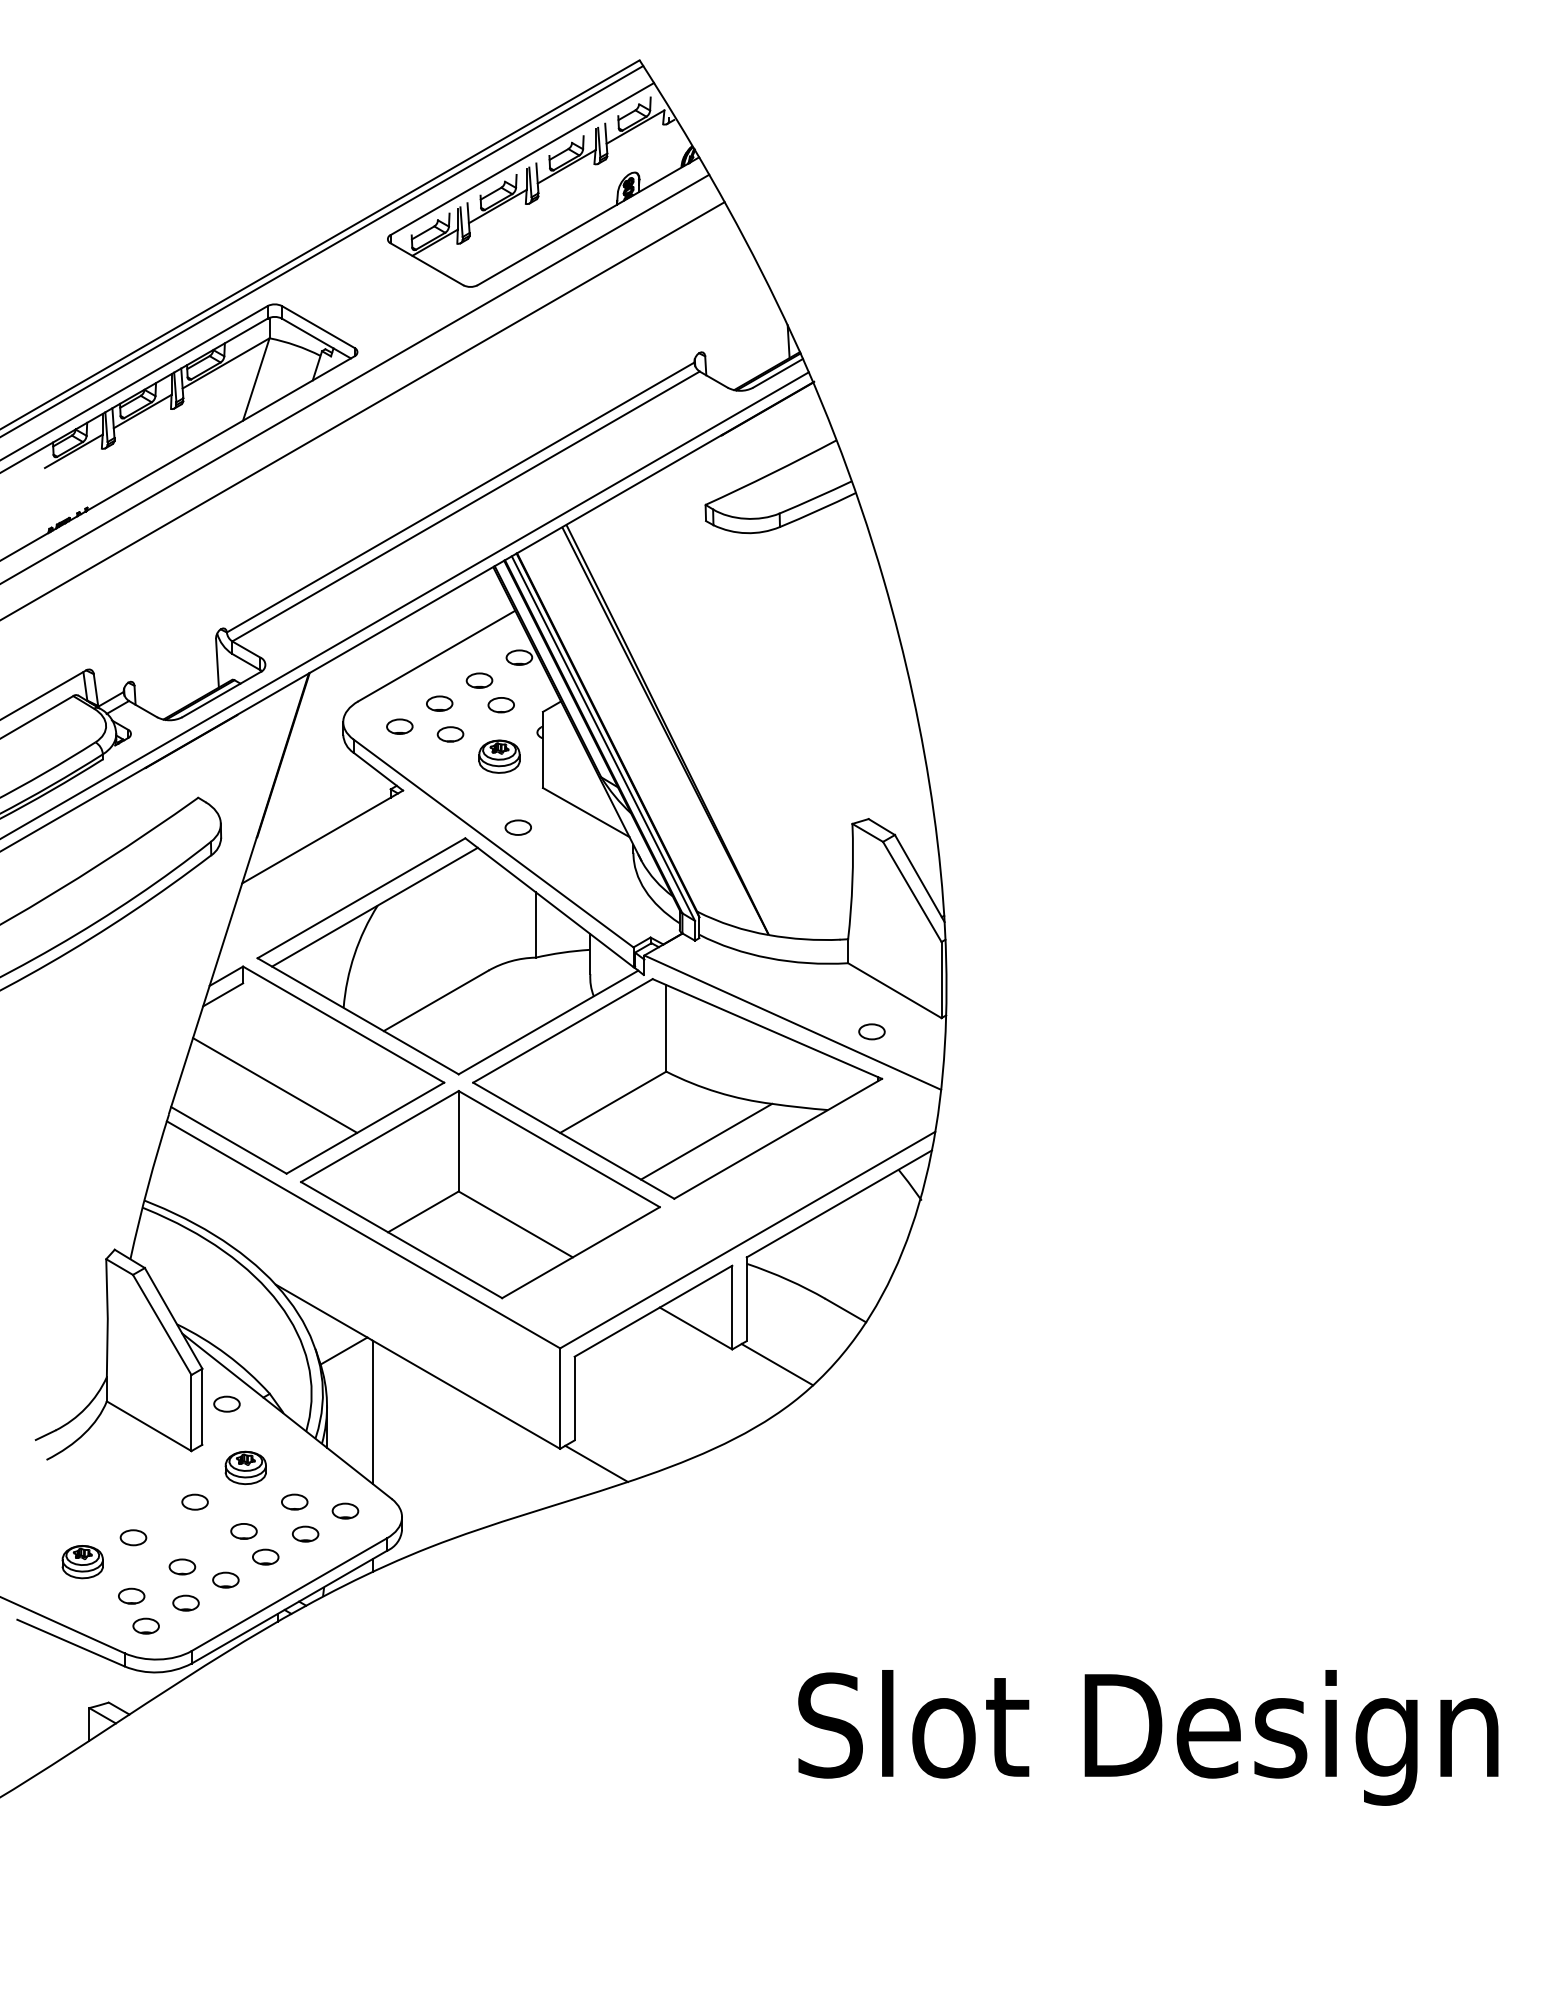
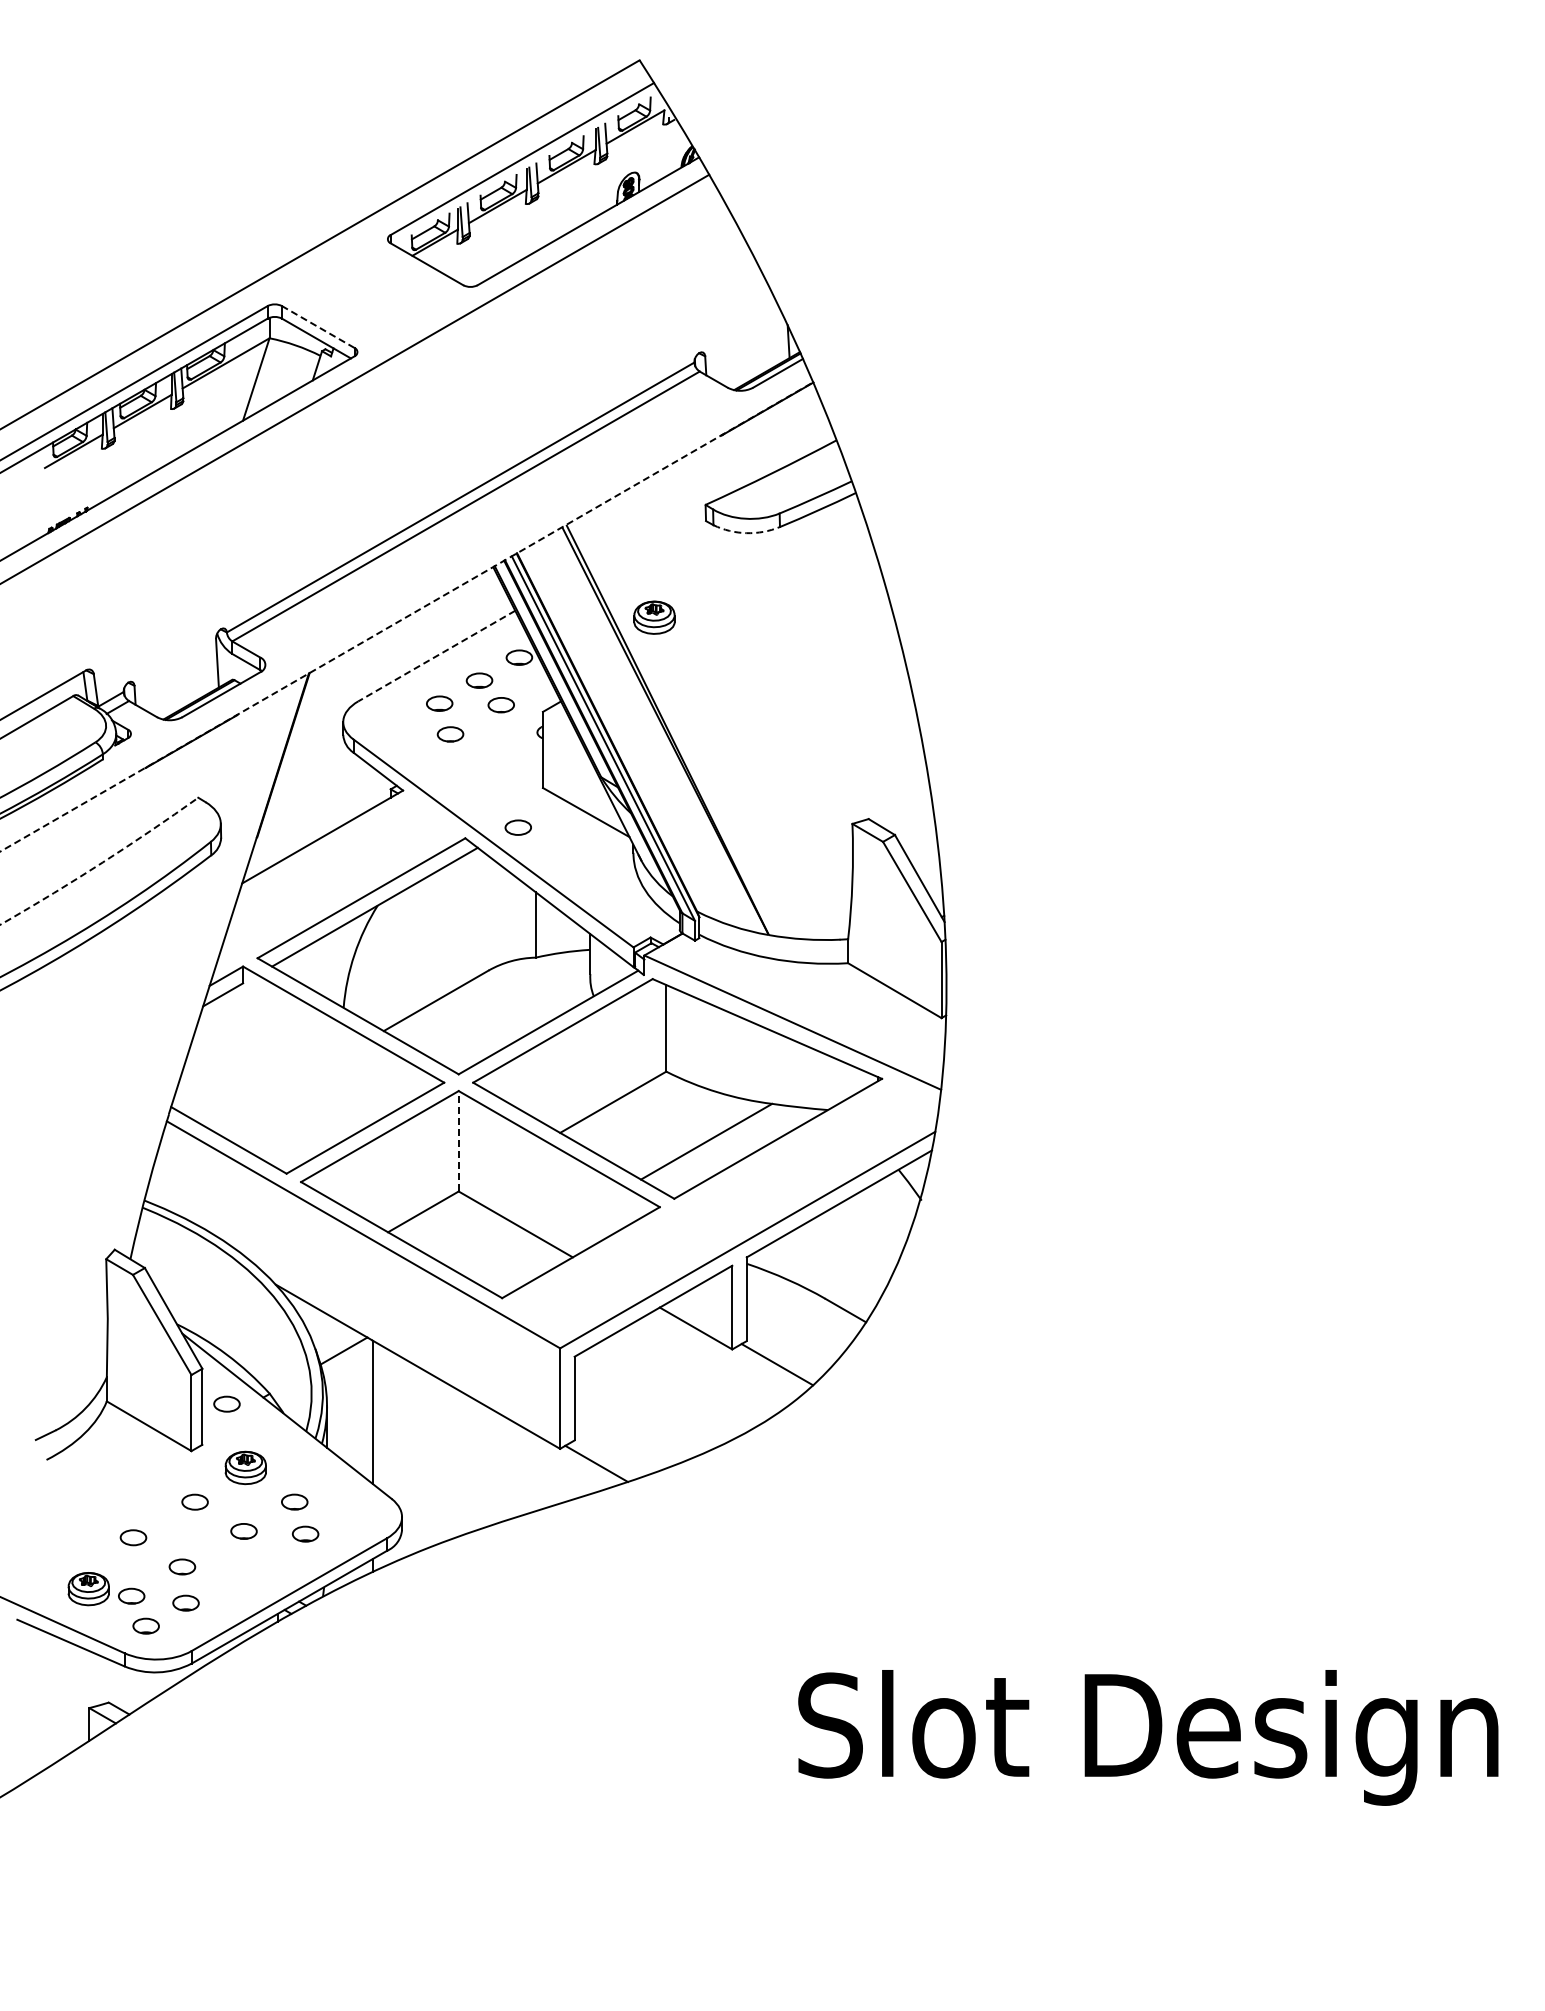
line: present -> none (322, 251)
line: solid -> dashed (318, 327)
line: present -> none (363, 410)
arc: solid -> dashed (746, 533)
line: present -> none (405, 604)
line: solid -> dashed (407, 616)
line: solid -> dashed (436, 656)
part: present -> none (399, 726)
part position: (499, 756) -> (654, 617) (654, 617)
arc: solid -> dashed (101, 863)
part: present -> none (871, 1031)
line: present -> none (275, 1085)
line: solid -> dashed (458, 1140)
part: present -> none (345, 1510)
part: present -> none (265, 1556)
part position: (82, 1562) -> (88, 1589) (88, 1589)
part: present -> none (225, 1579)
